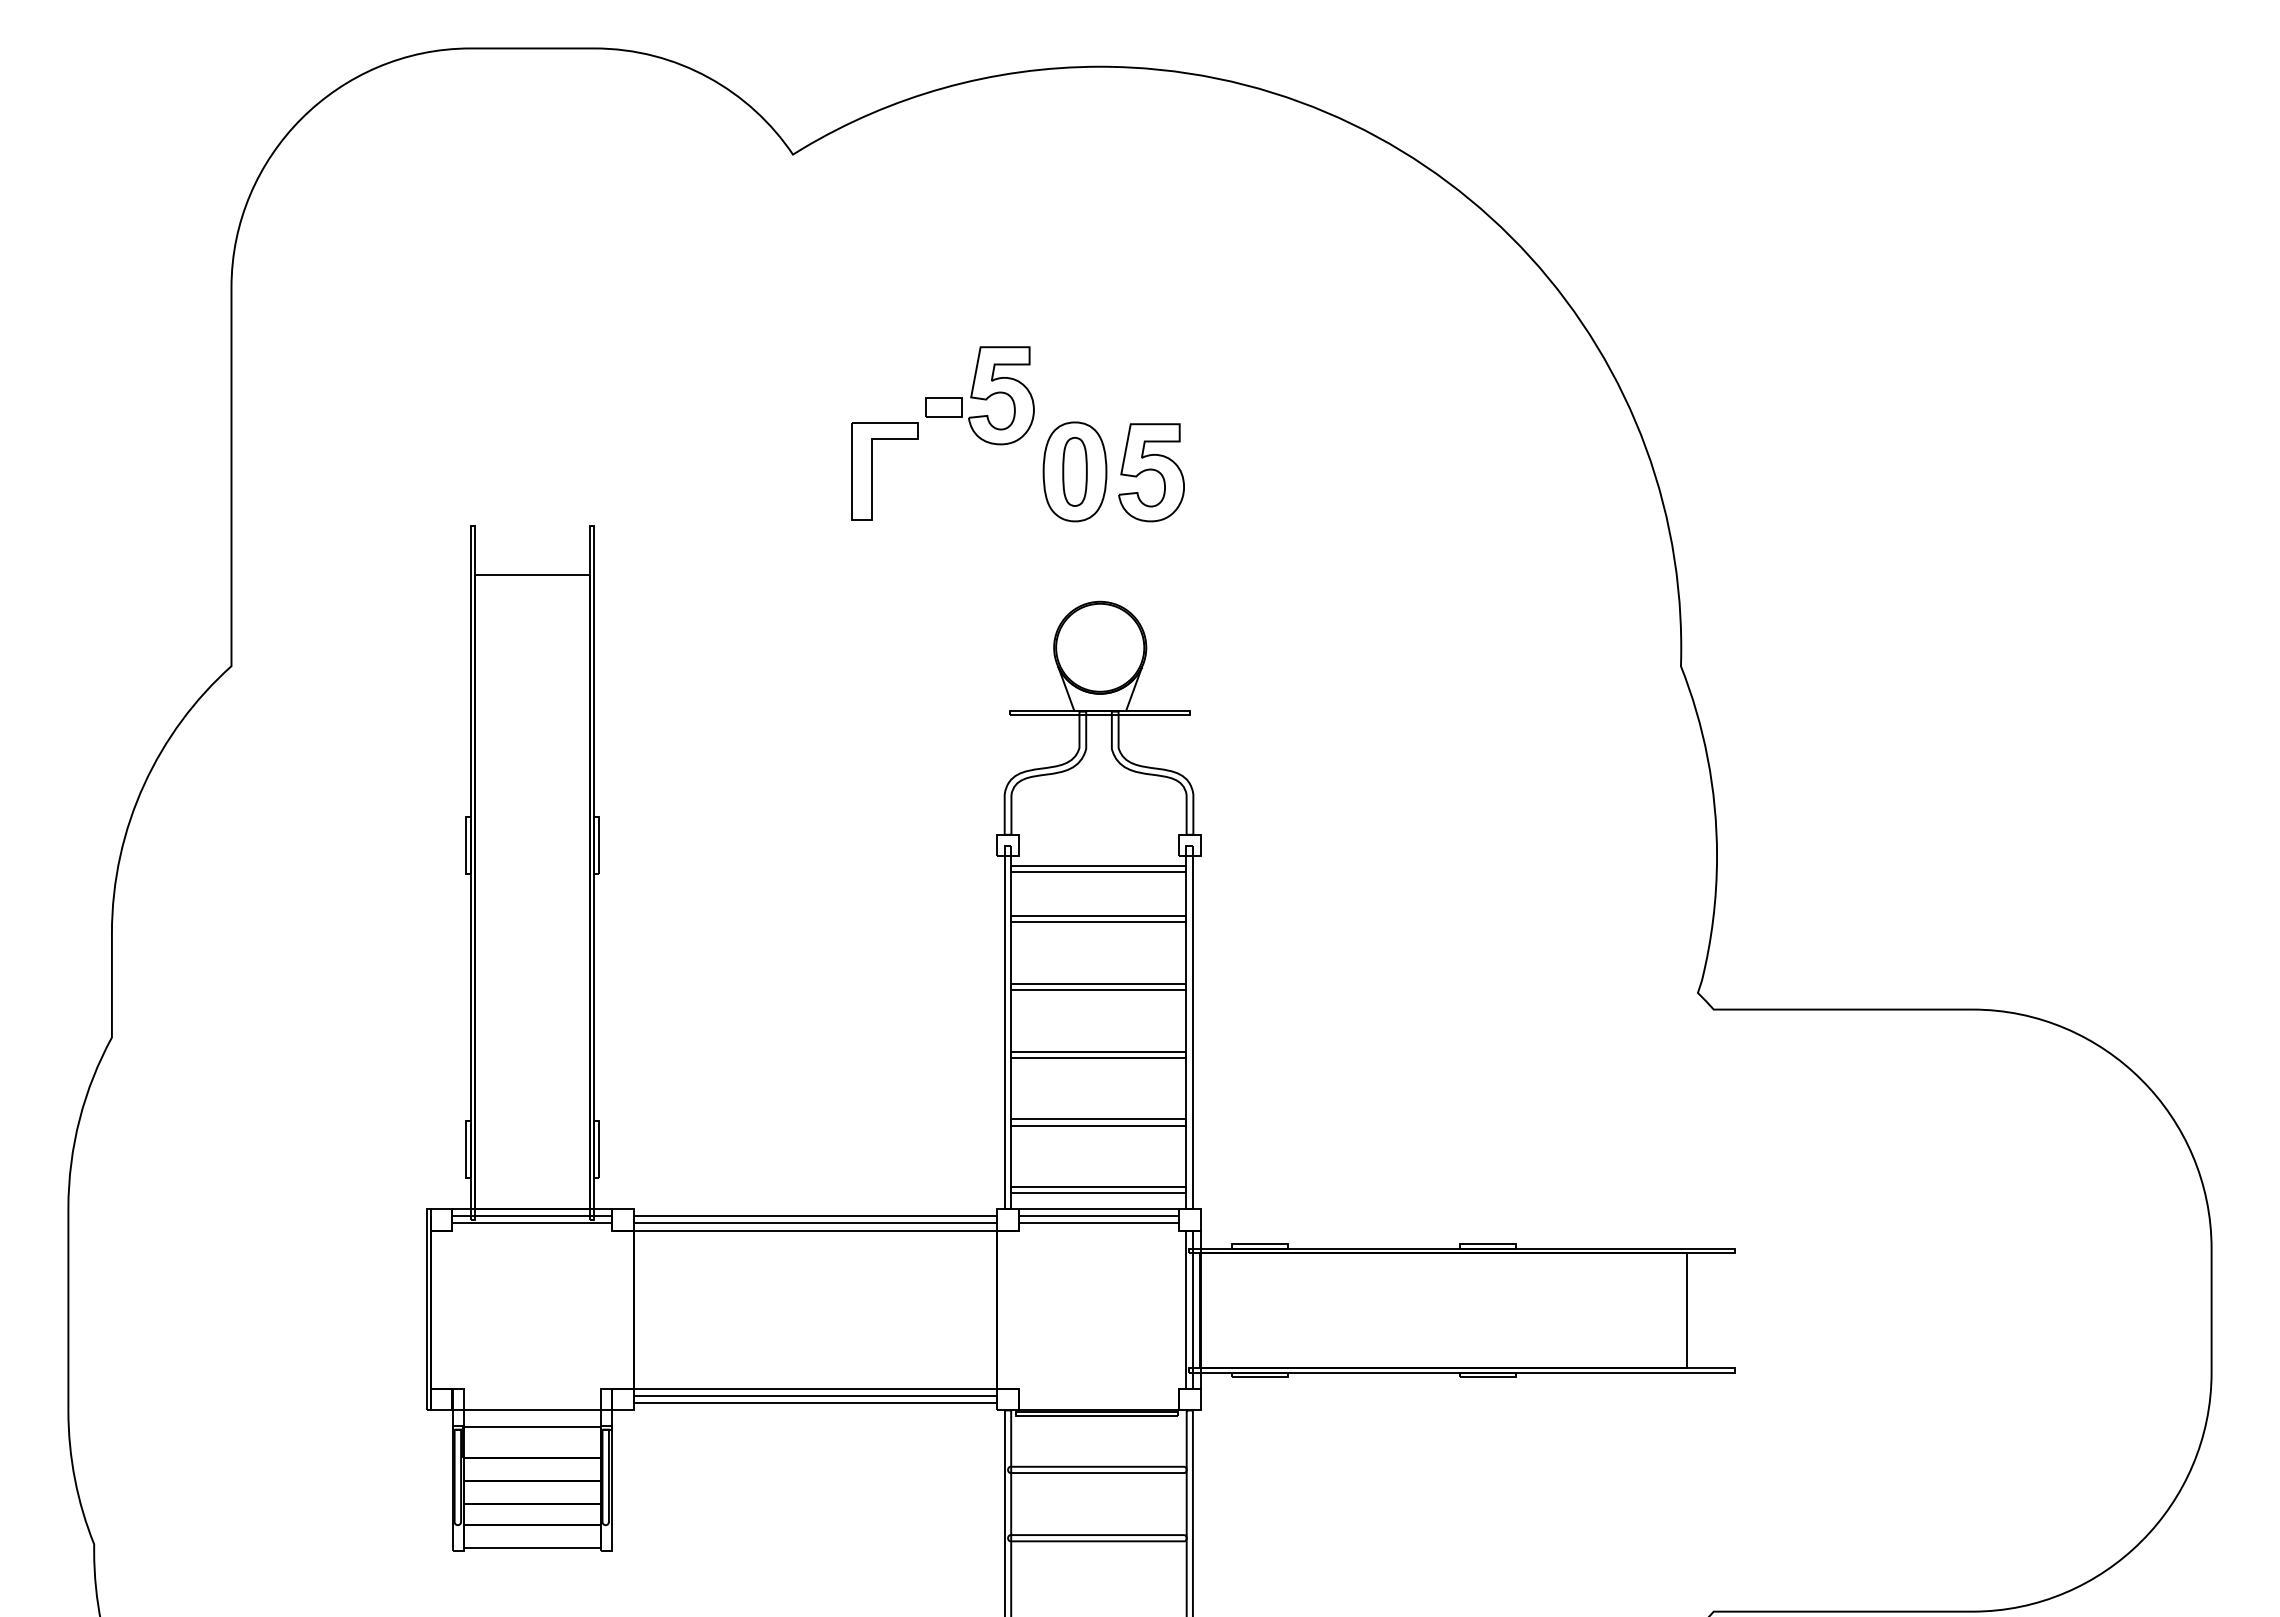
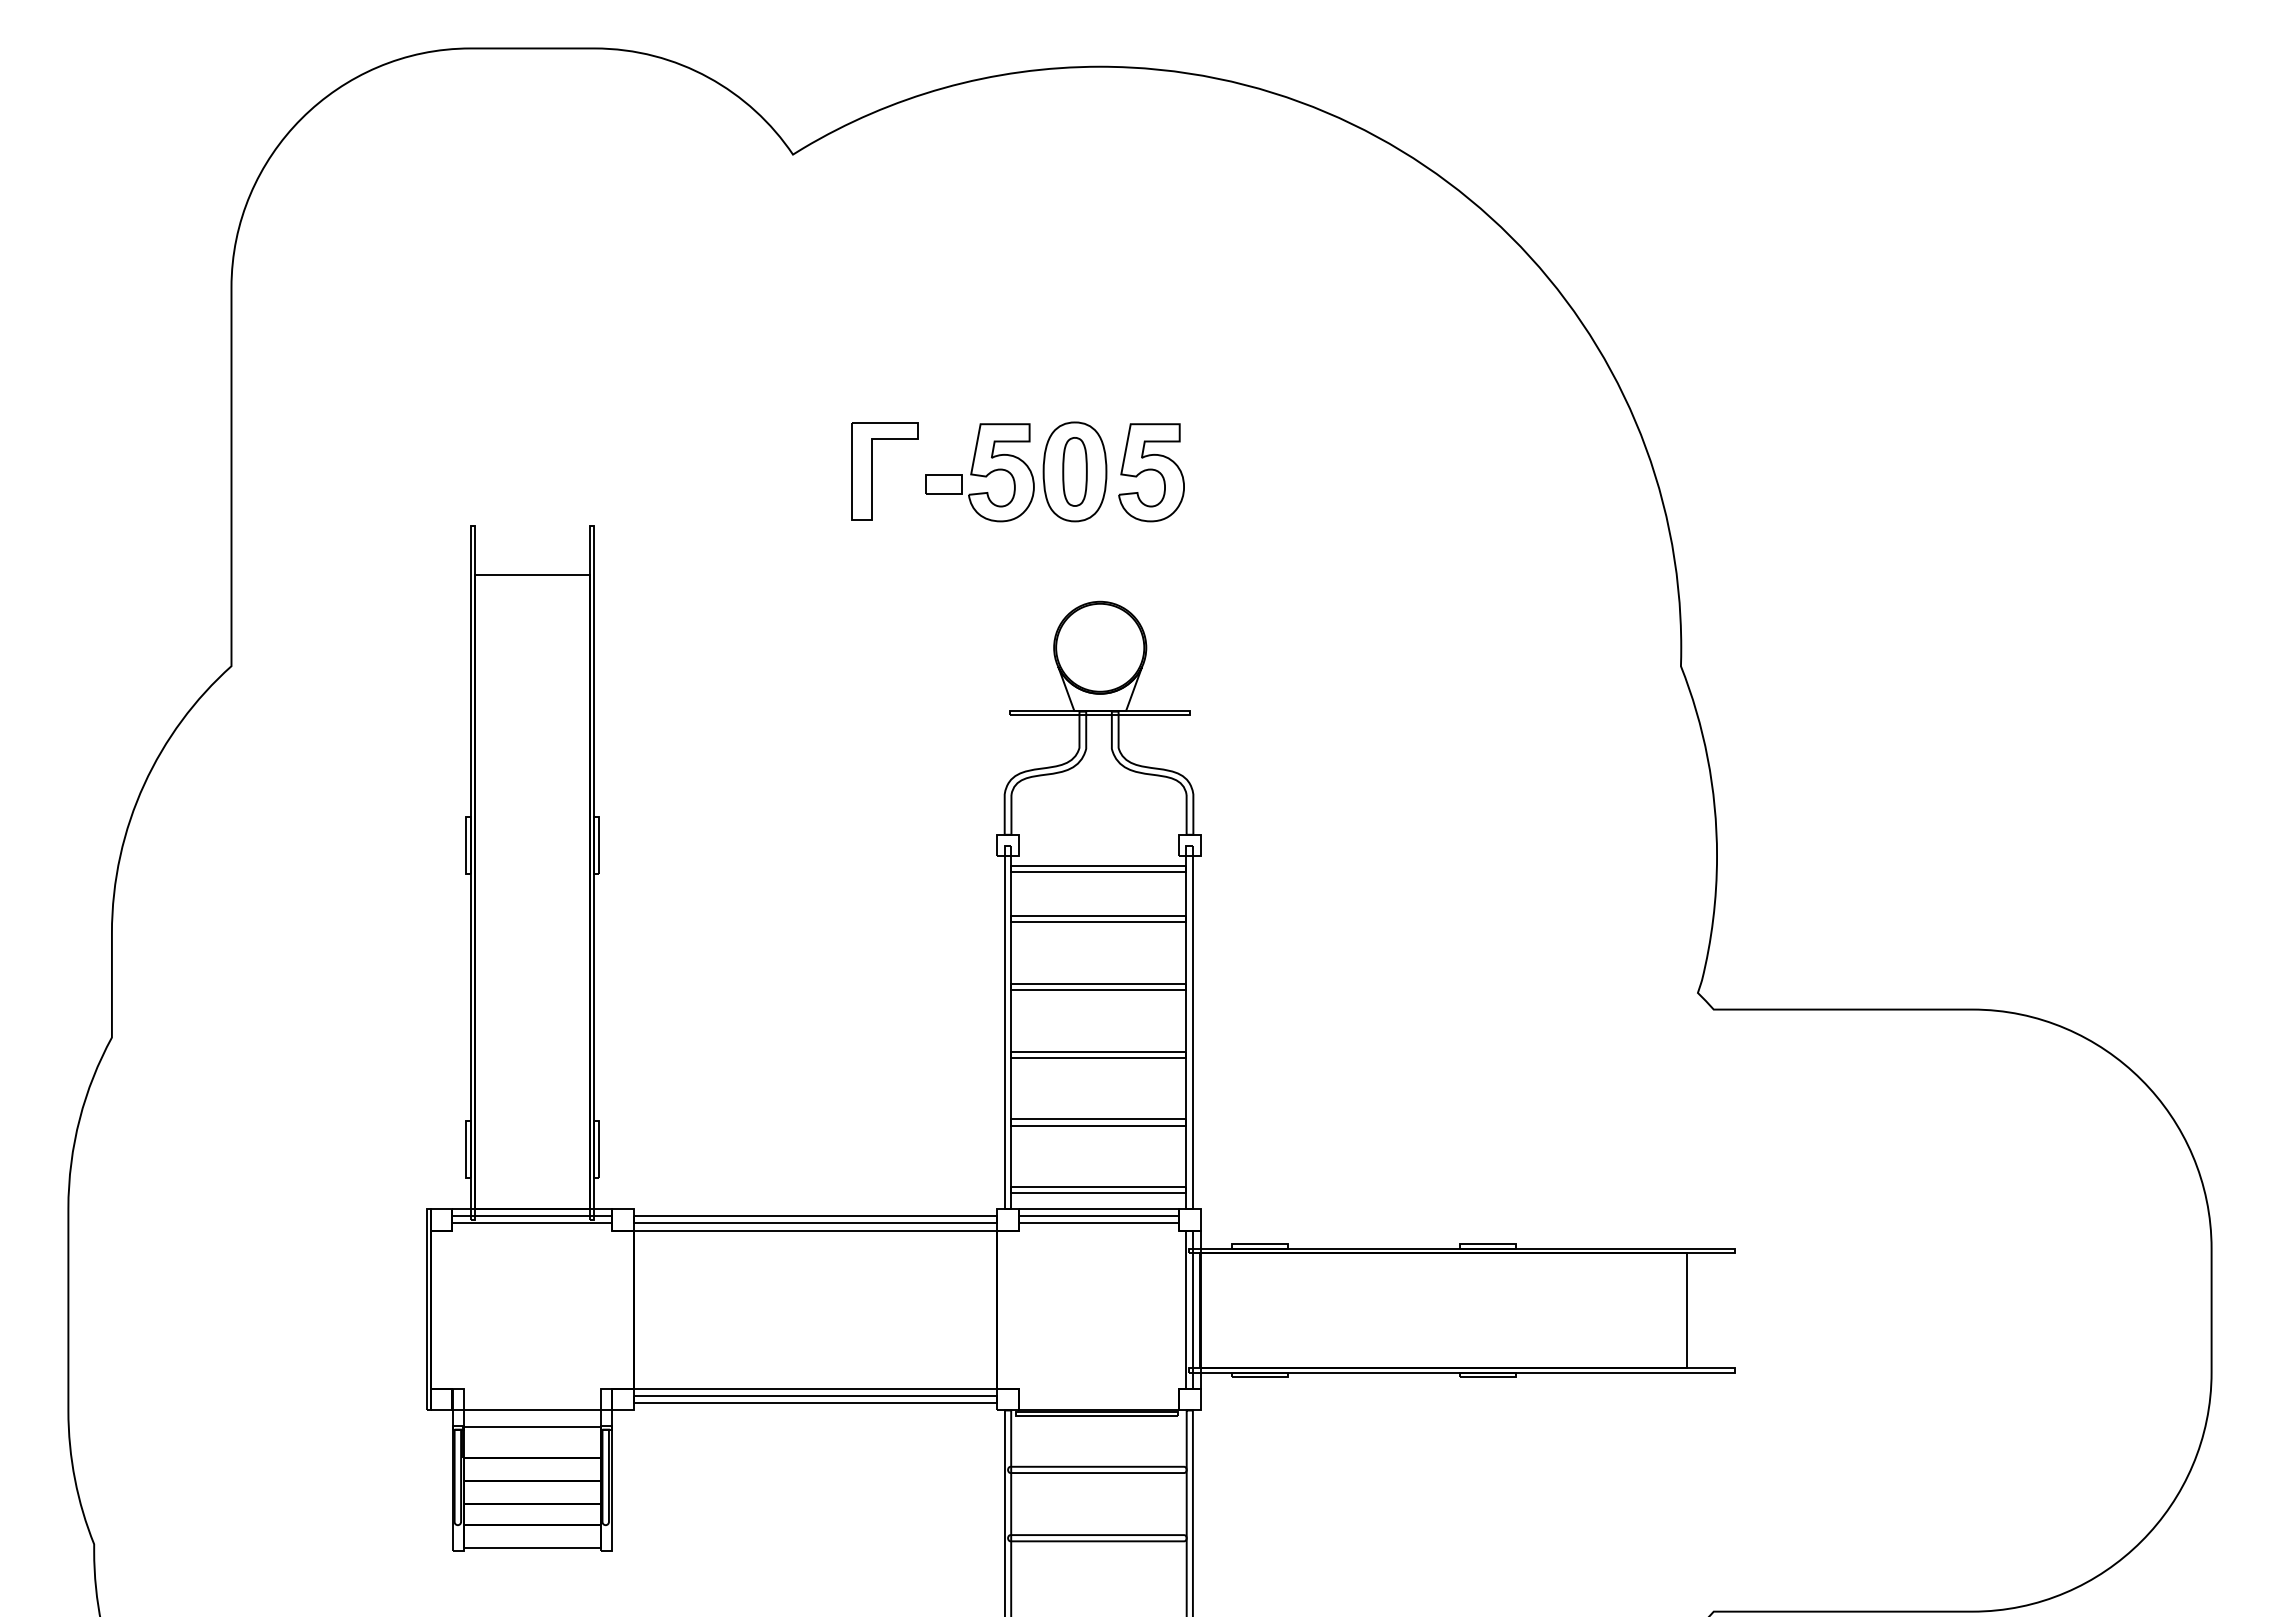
part position: (979, 395) -> (979, 472) (979, 472)
